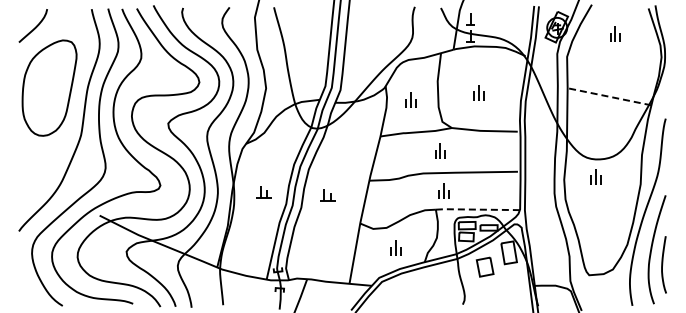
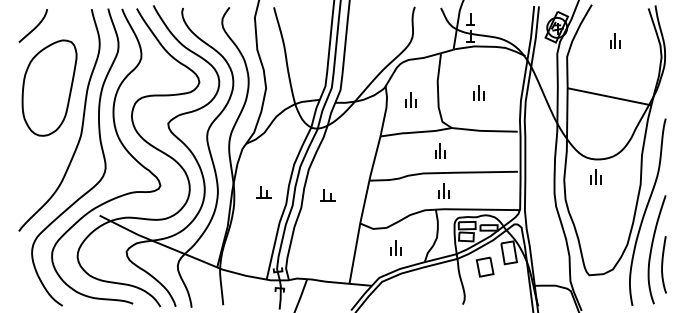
part position: (615, 33) -> (615, 40) (615, 40)
line: dashed -> solid (609, 96)
line: dashed -> solid (477, 209)
